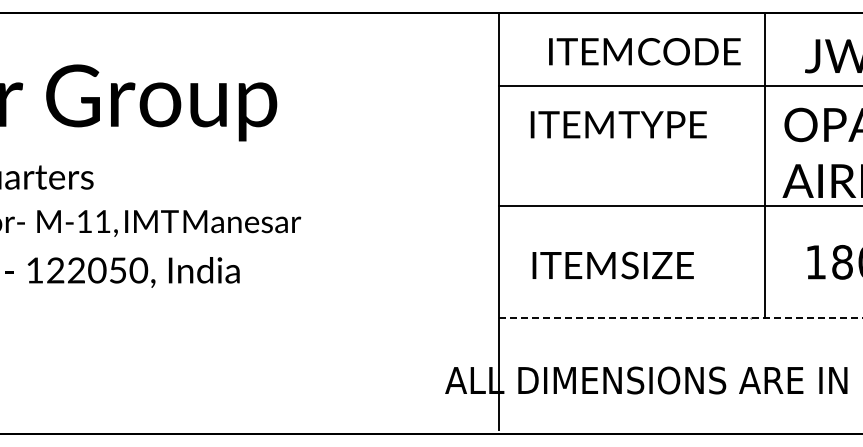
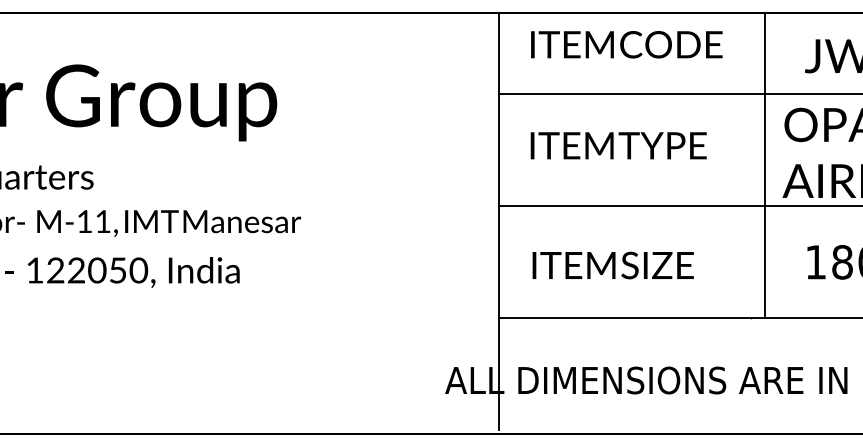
text position: (644, 51) -> (626, 44) (626, 44)
line position: (679, 86) -> (679, 94) (679, 94)
text position: (618, 124) -> (618, 145) (618, 145)
line: dashed -> solid (681, 318)
